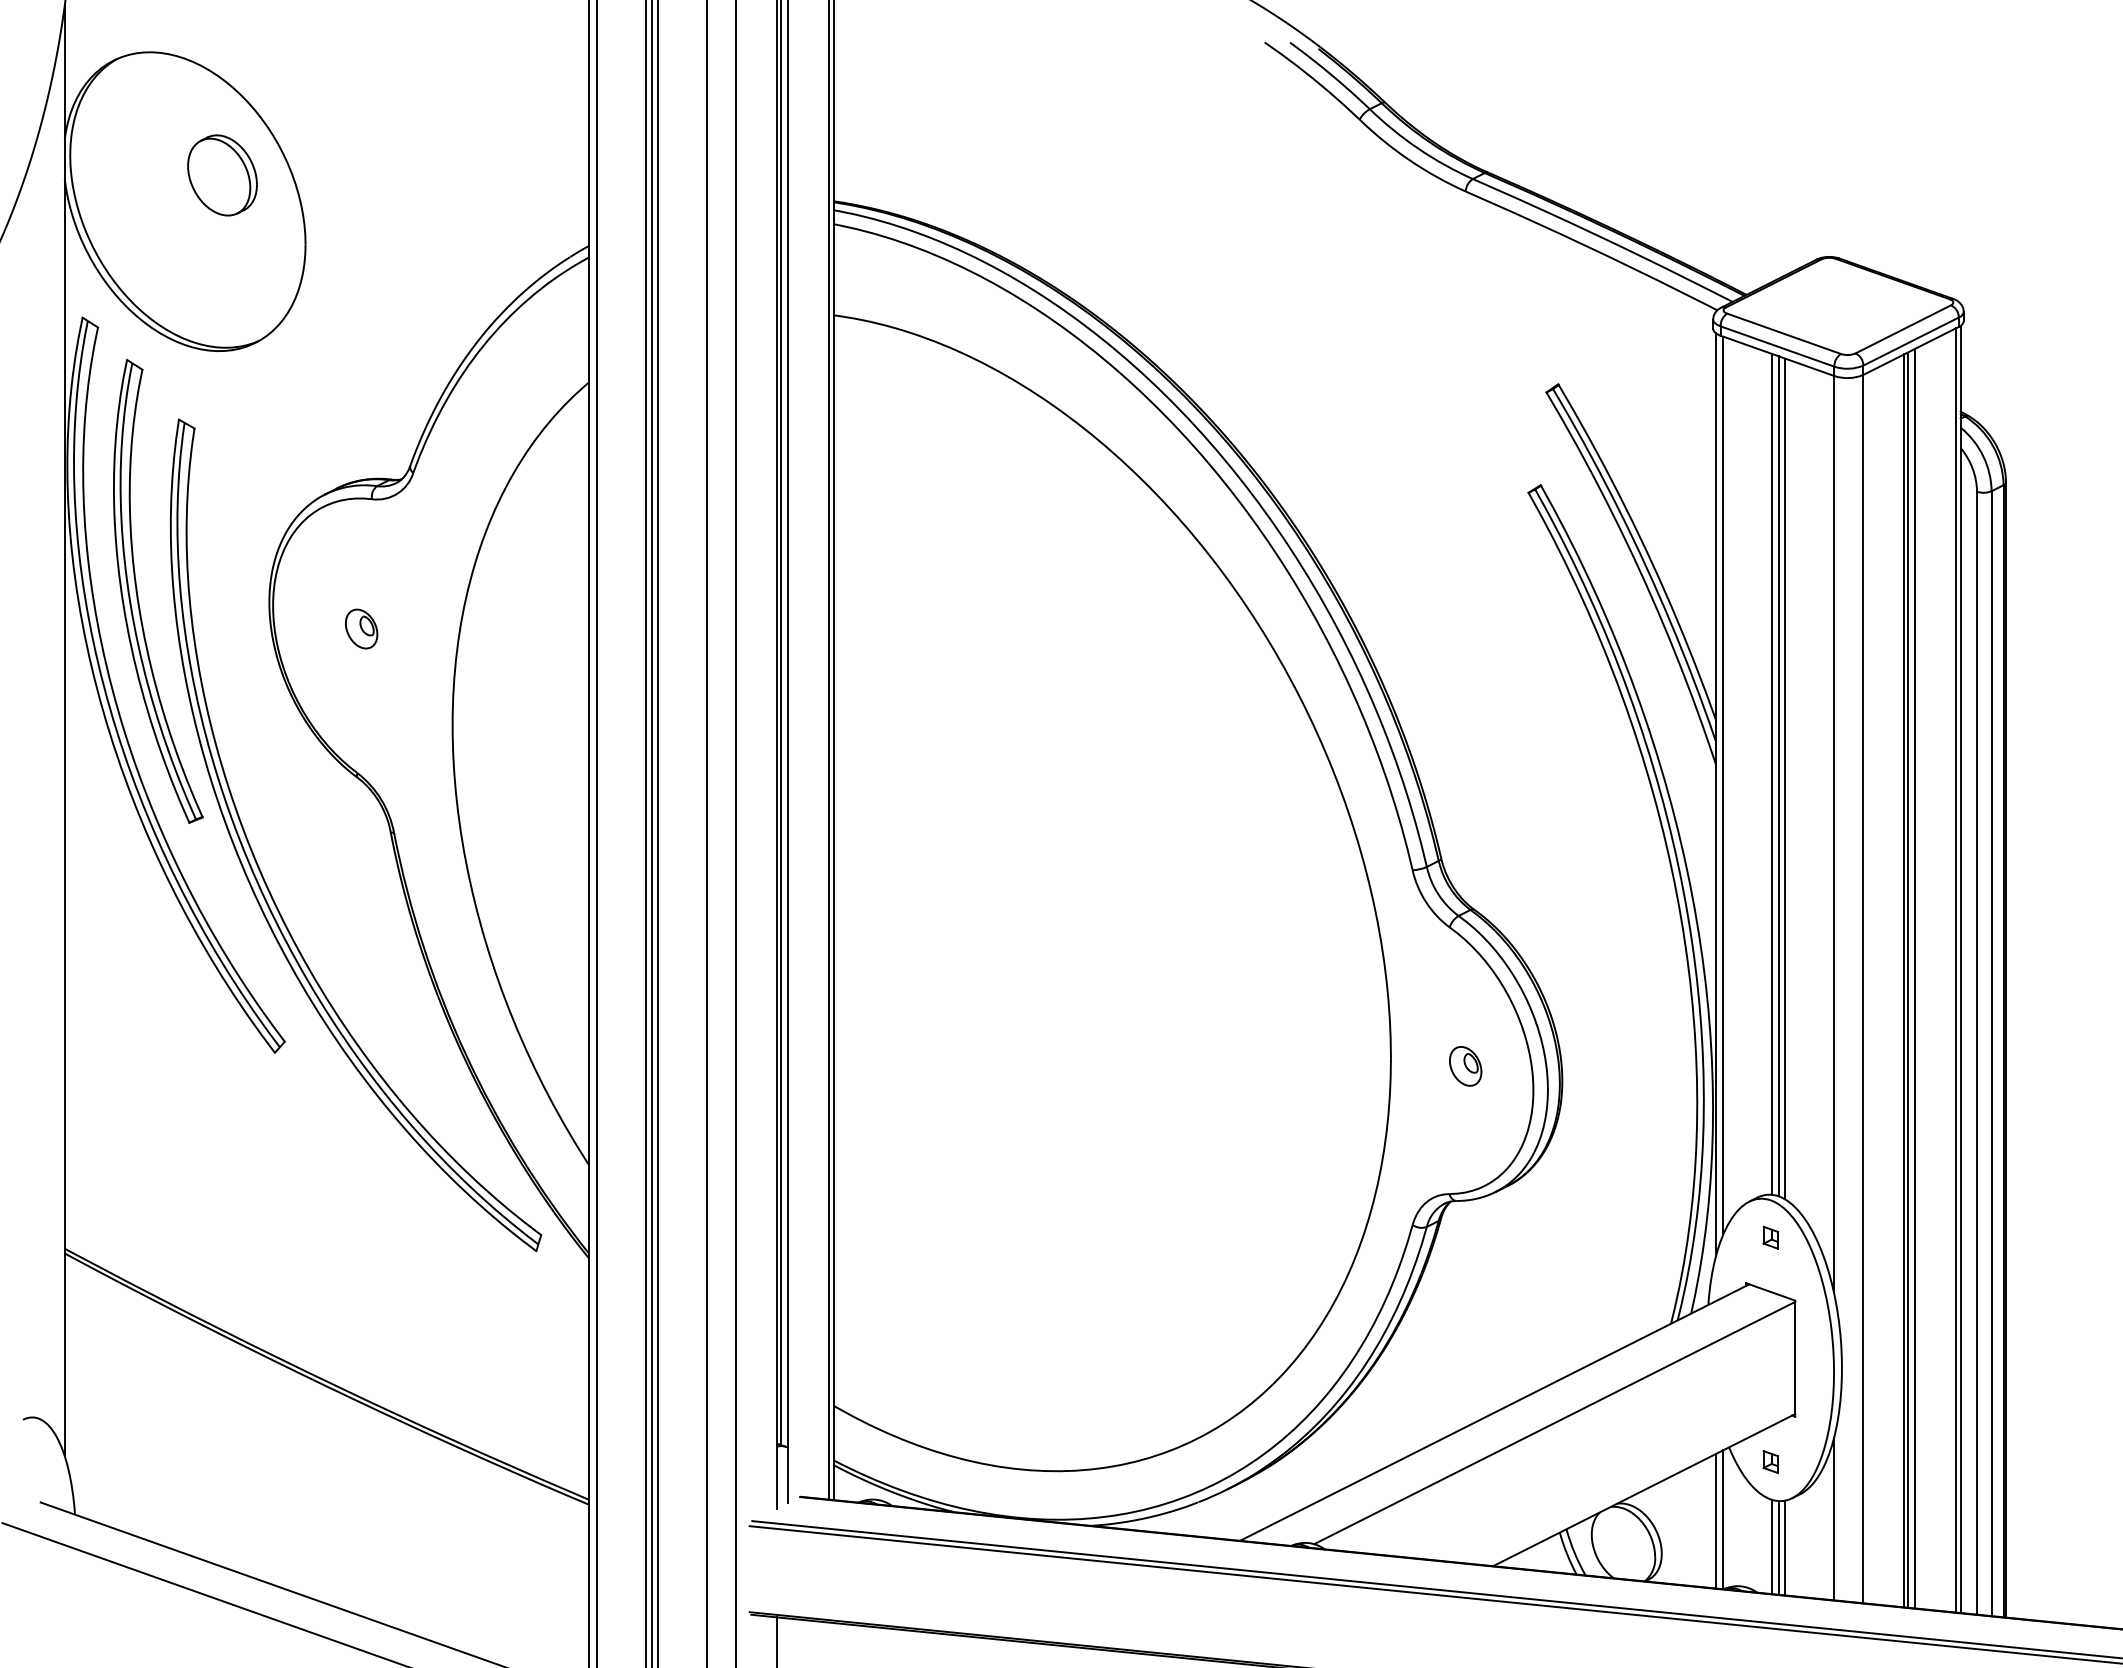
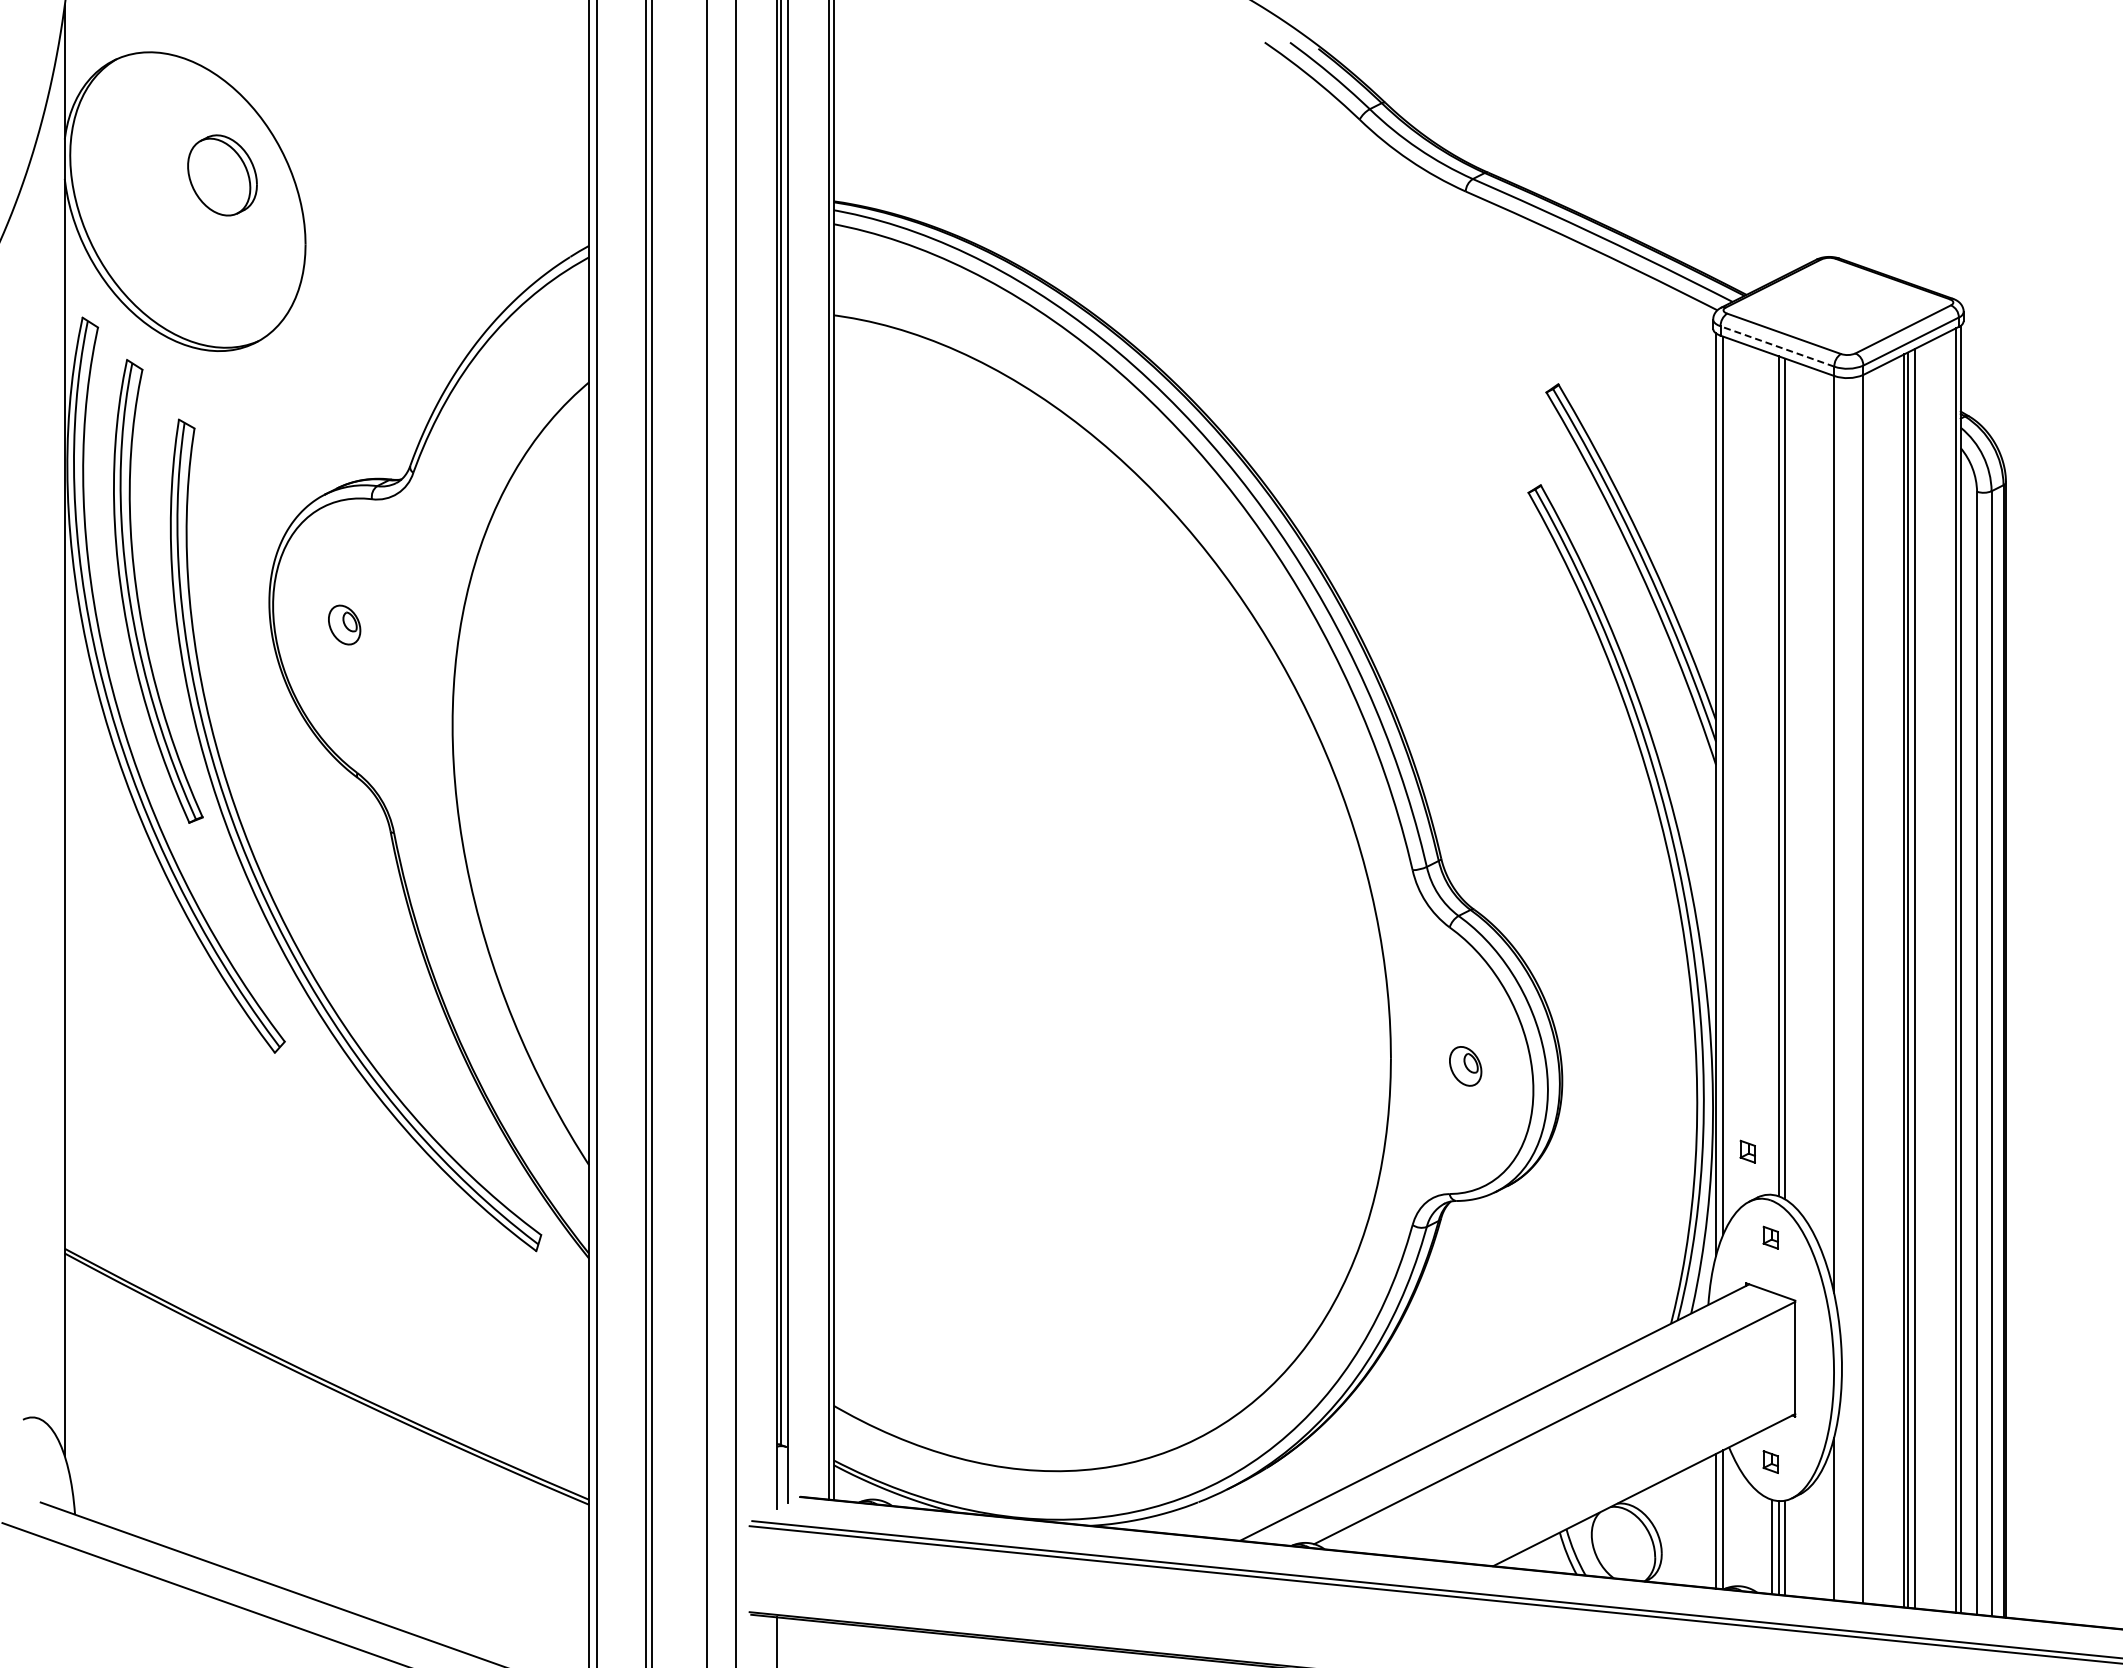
line: solid -> dashed (1776, 346)
part position: (361, 628) -> (344, 624) (344, 624)
line: present -> none (1772, 774)
line: present -> none (658, 833)
part: none -> present (1747, 1151)
